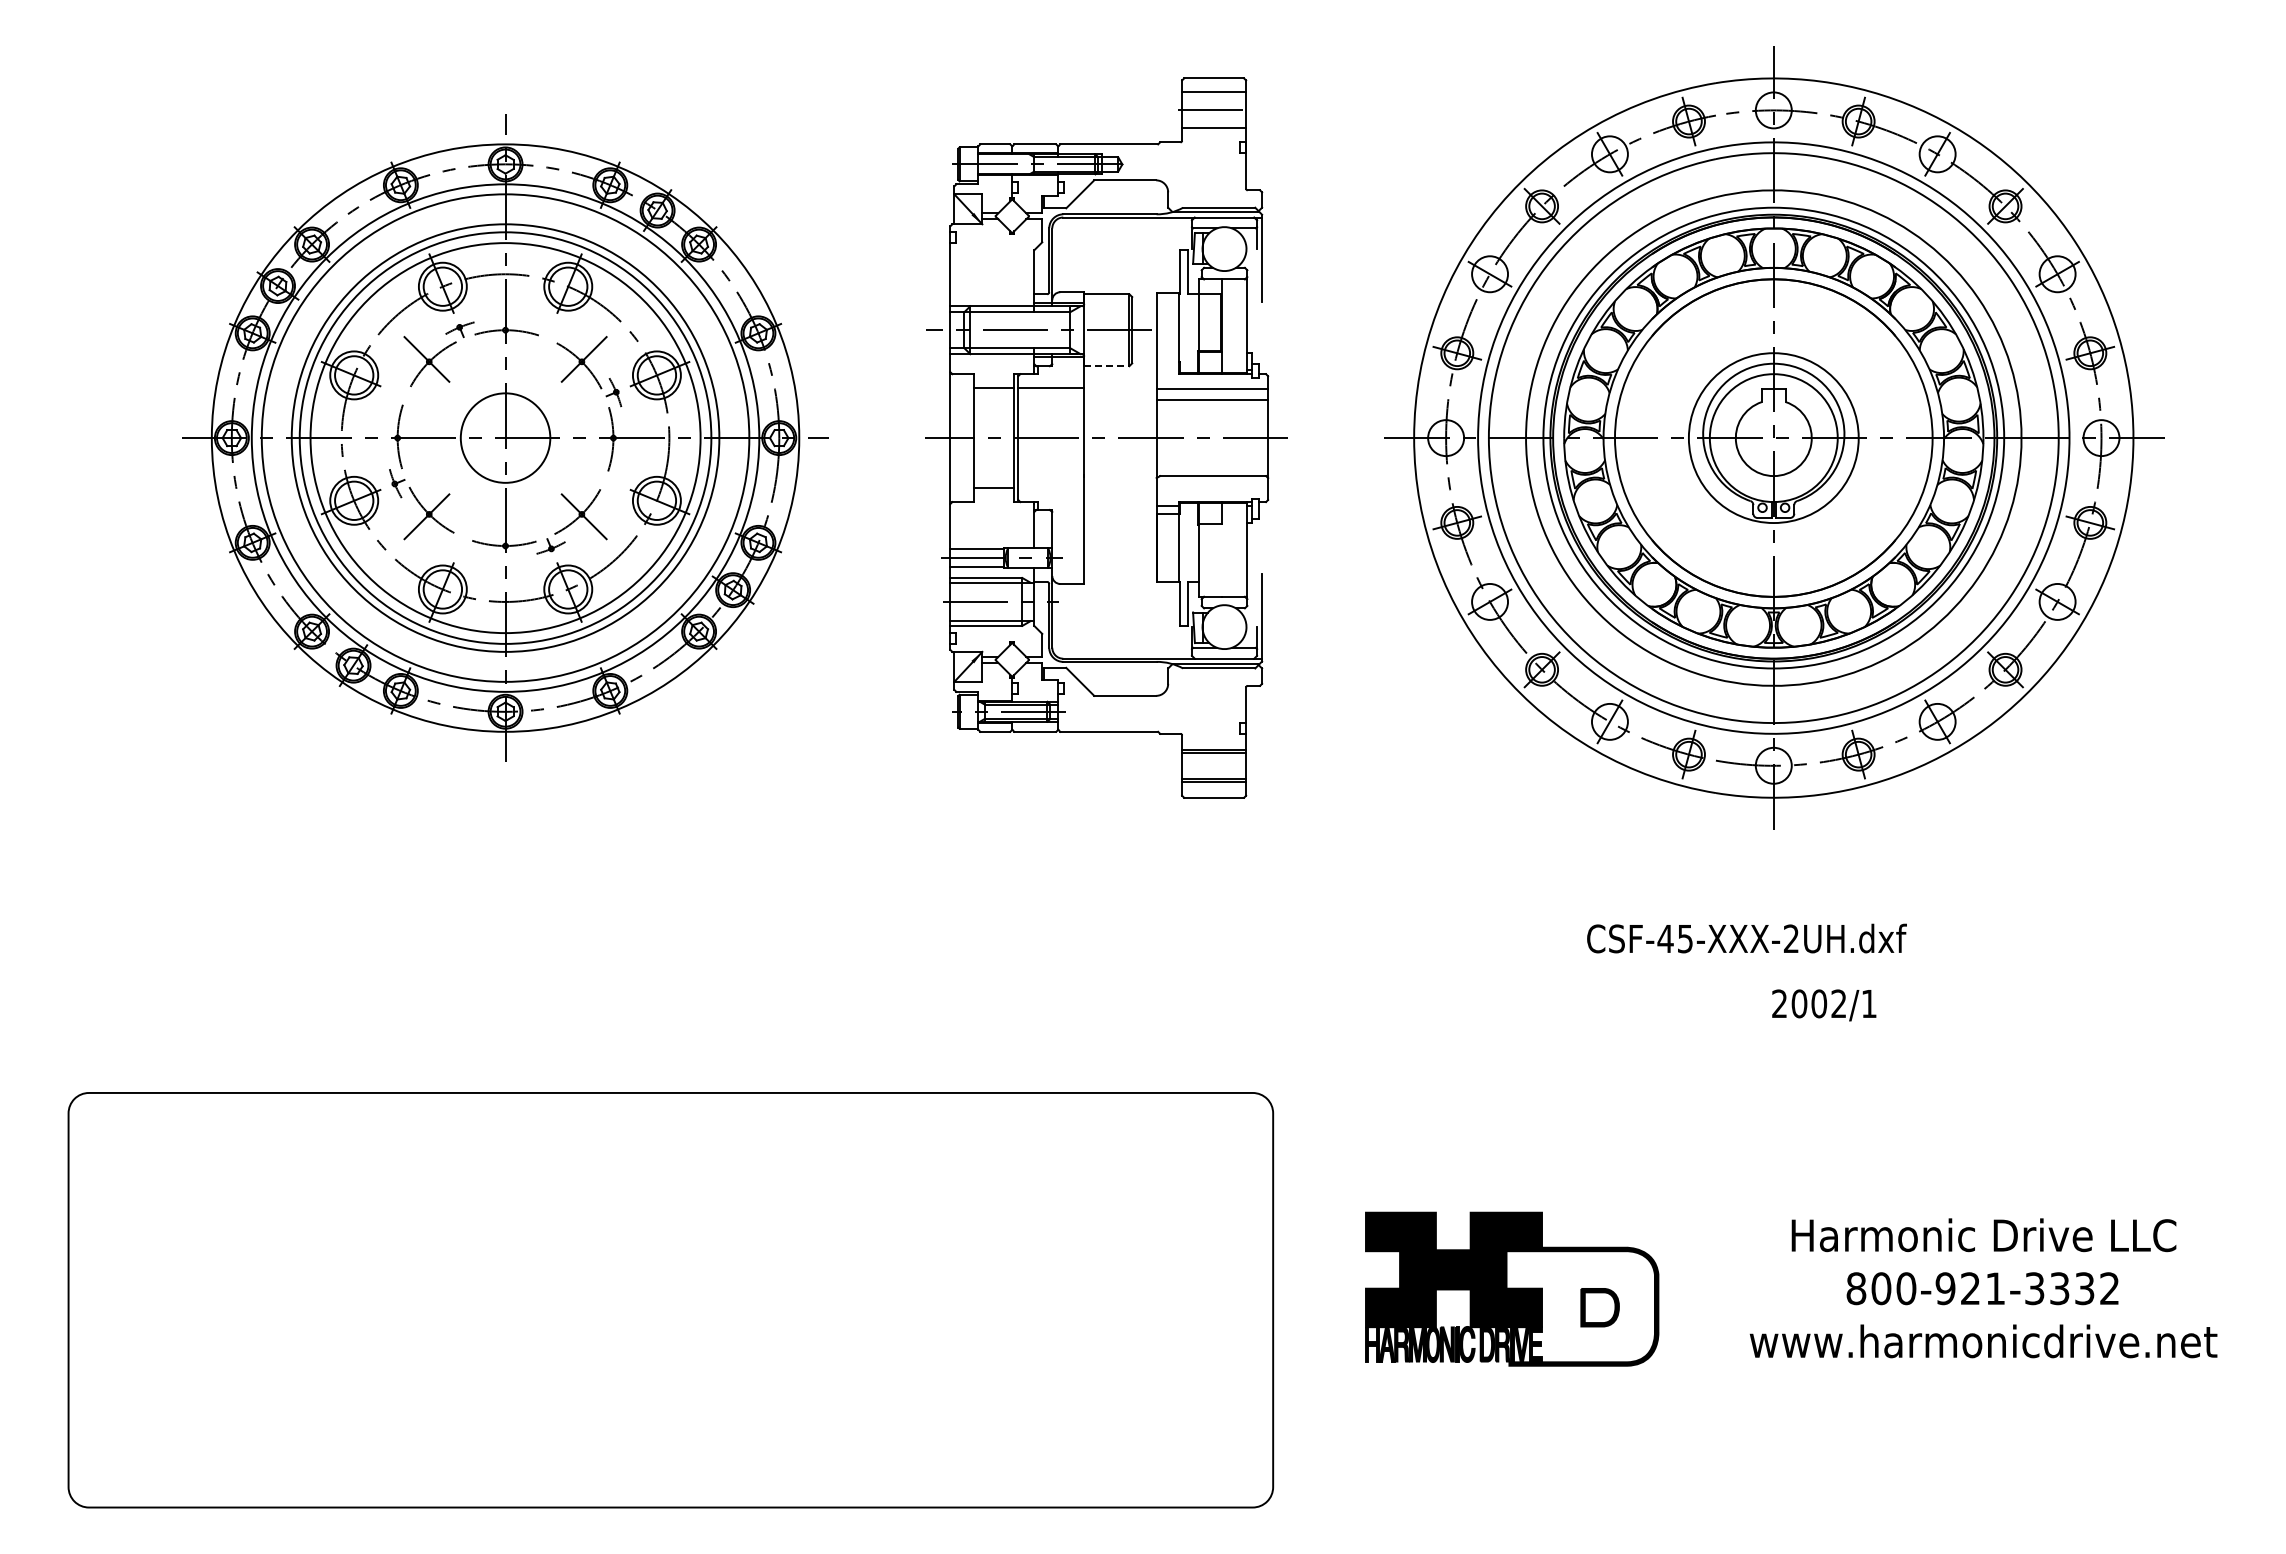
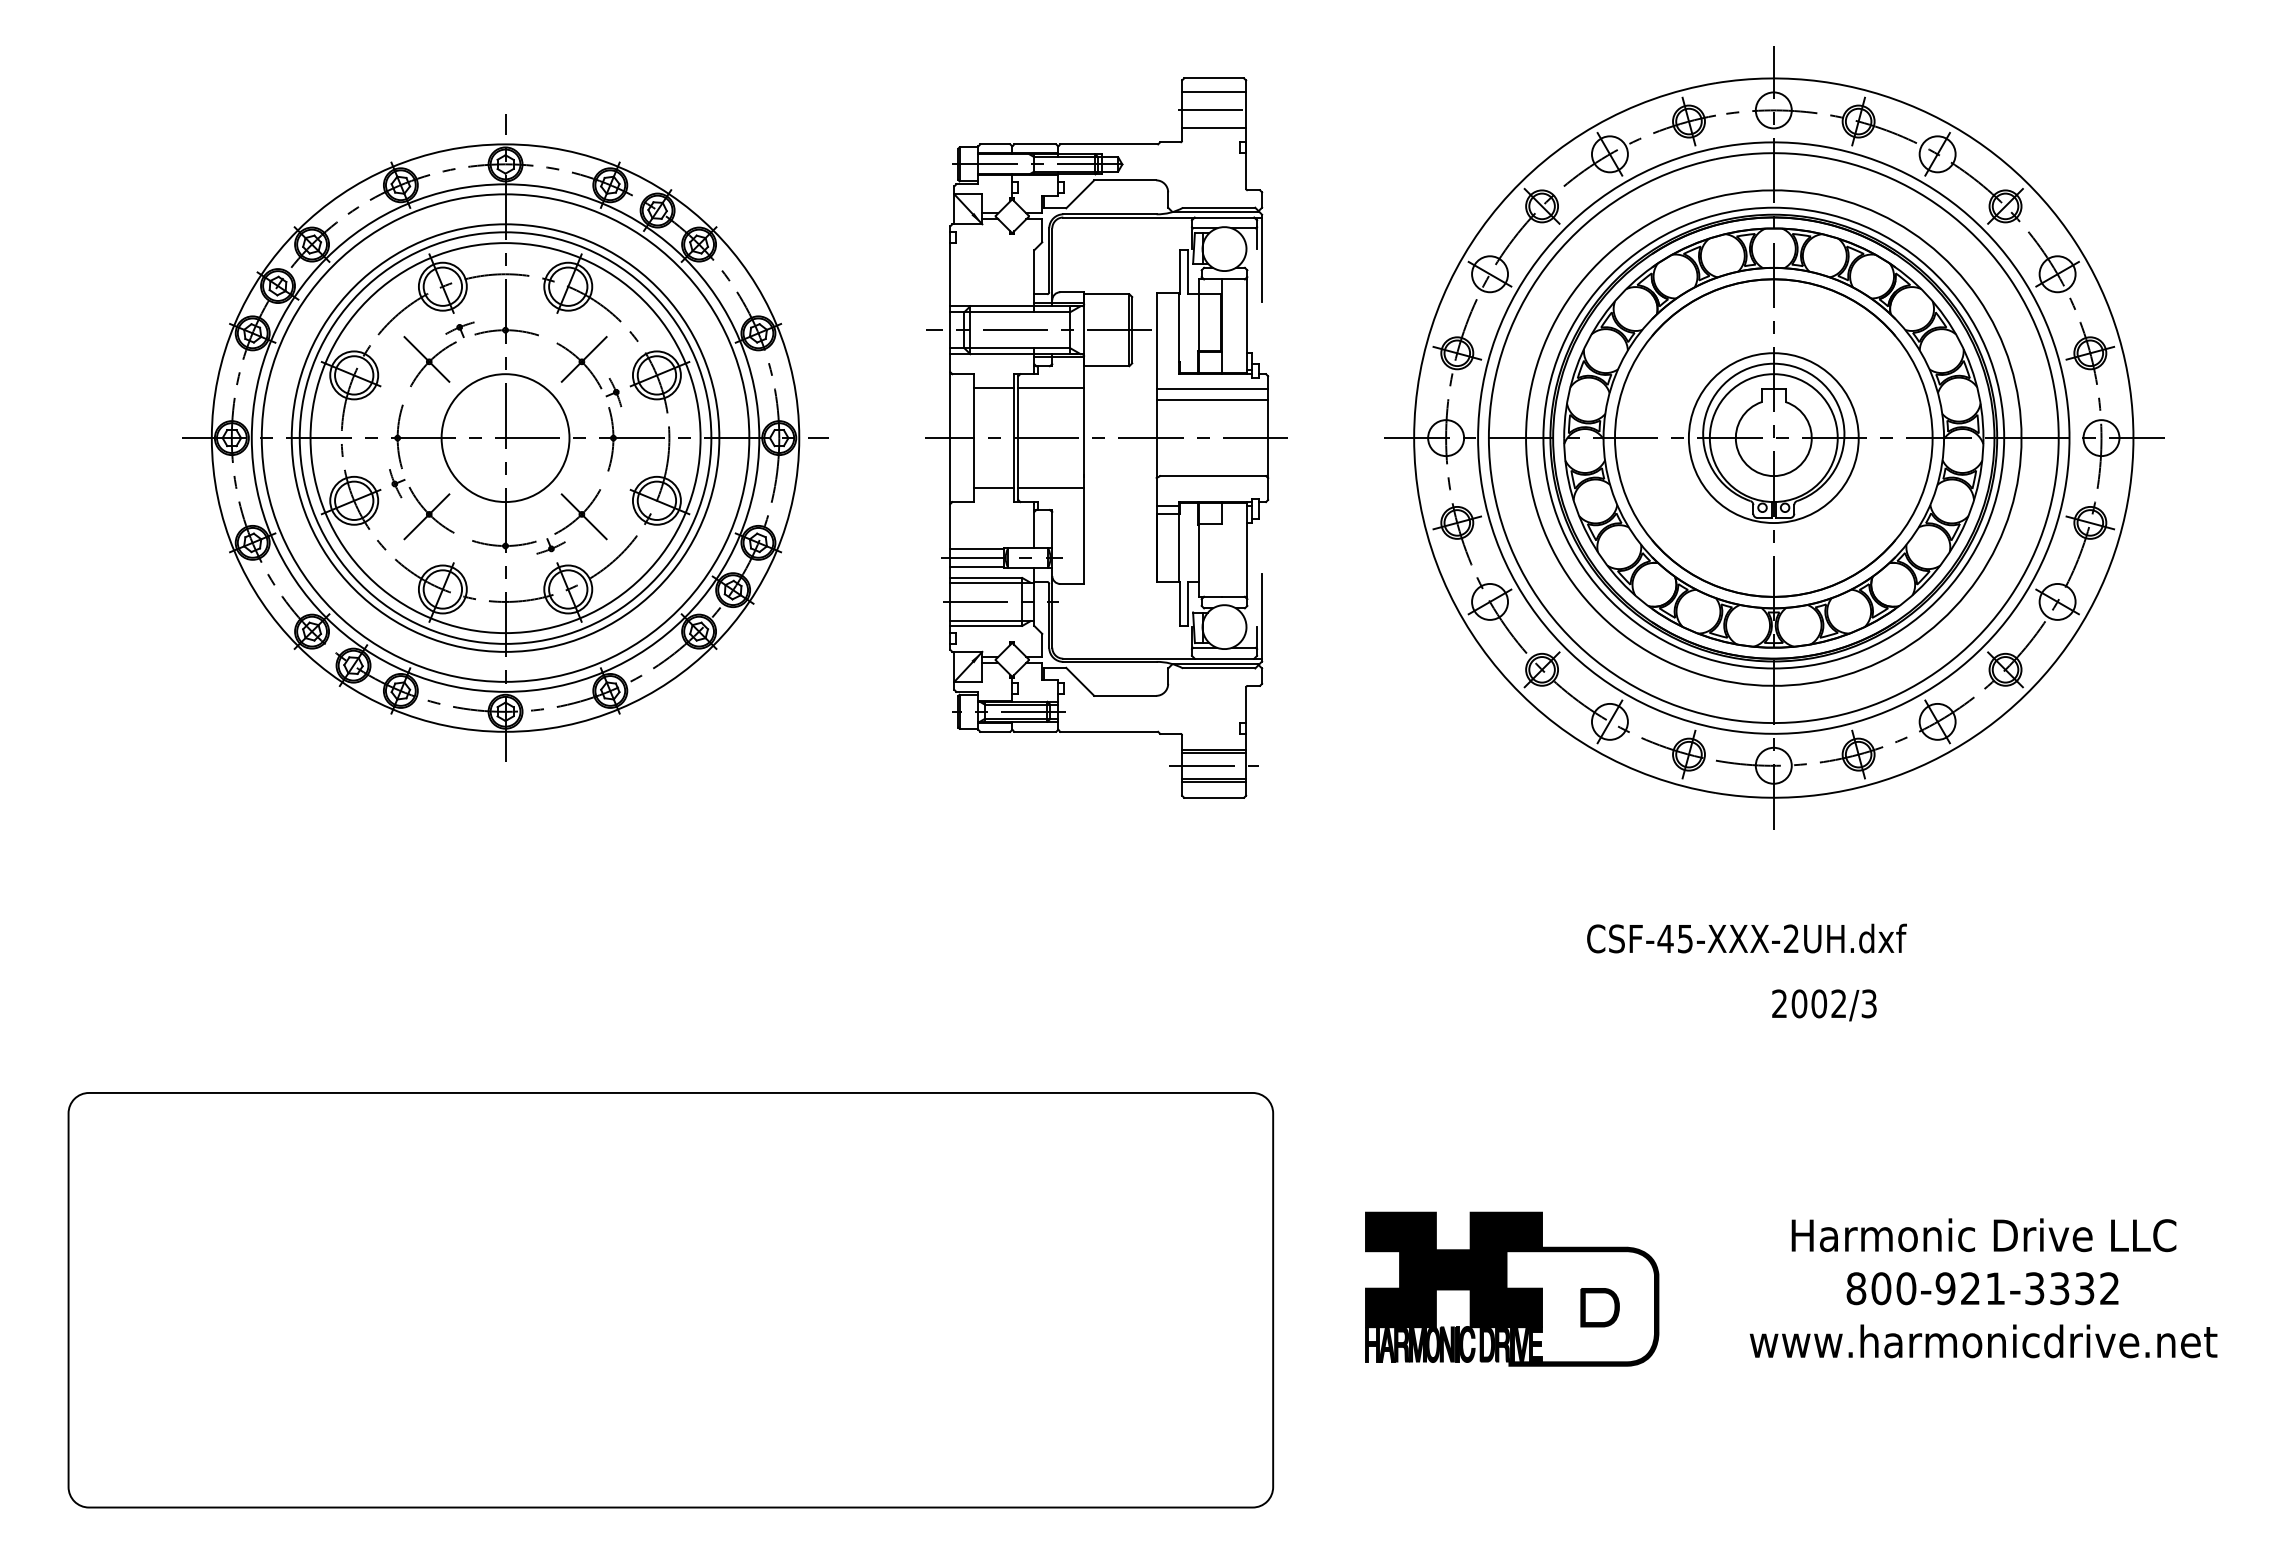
line: dashed -> solid (1106, 366)
circle diameter: 90 px -> 128 px (505, 438)
line: none -> present (1051, 488)
line: none -> present (1213, 765)
text: 2002/1 -> 2002/3 (1868, 1003)
